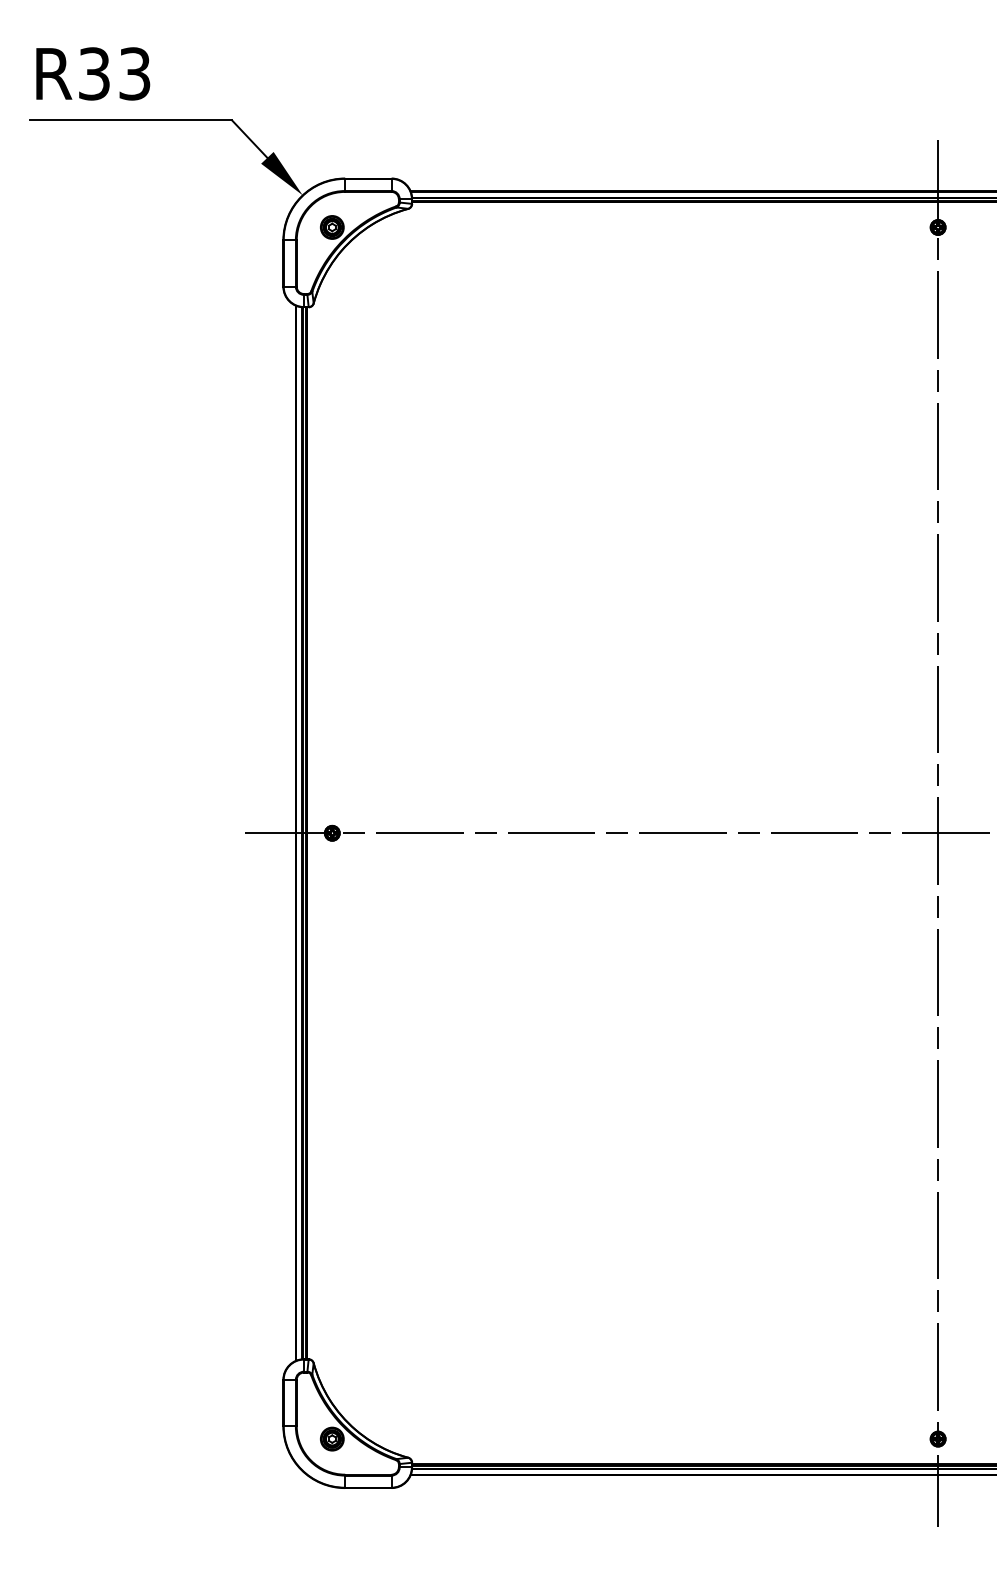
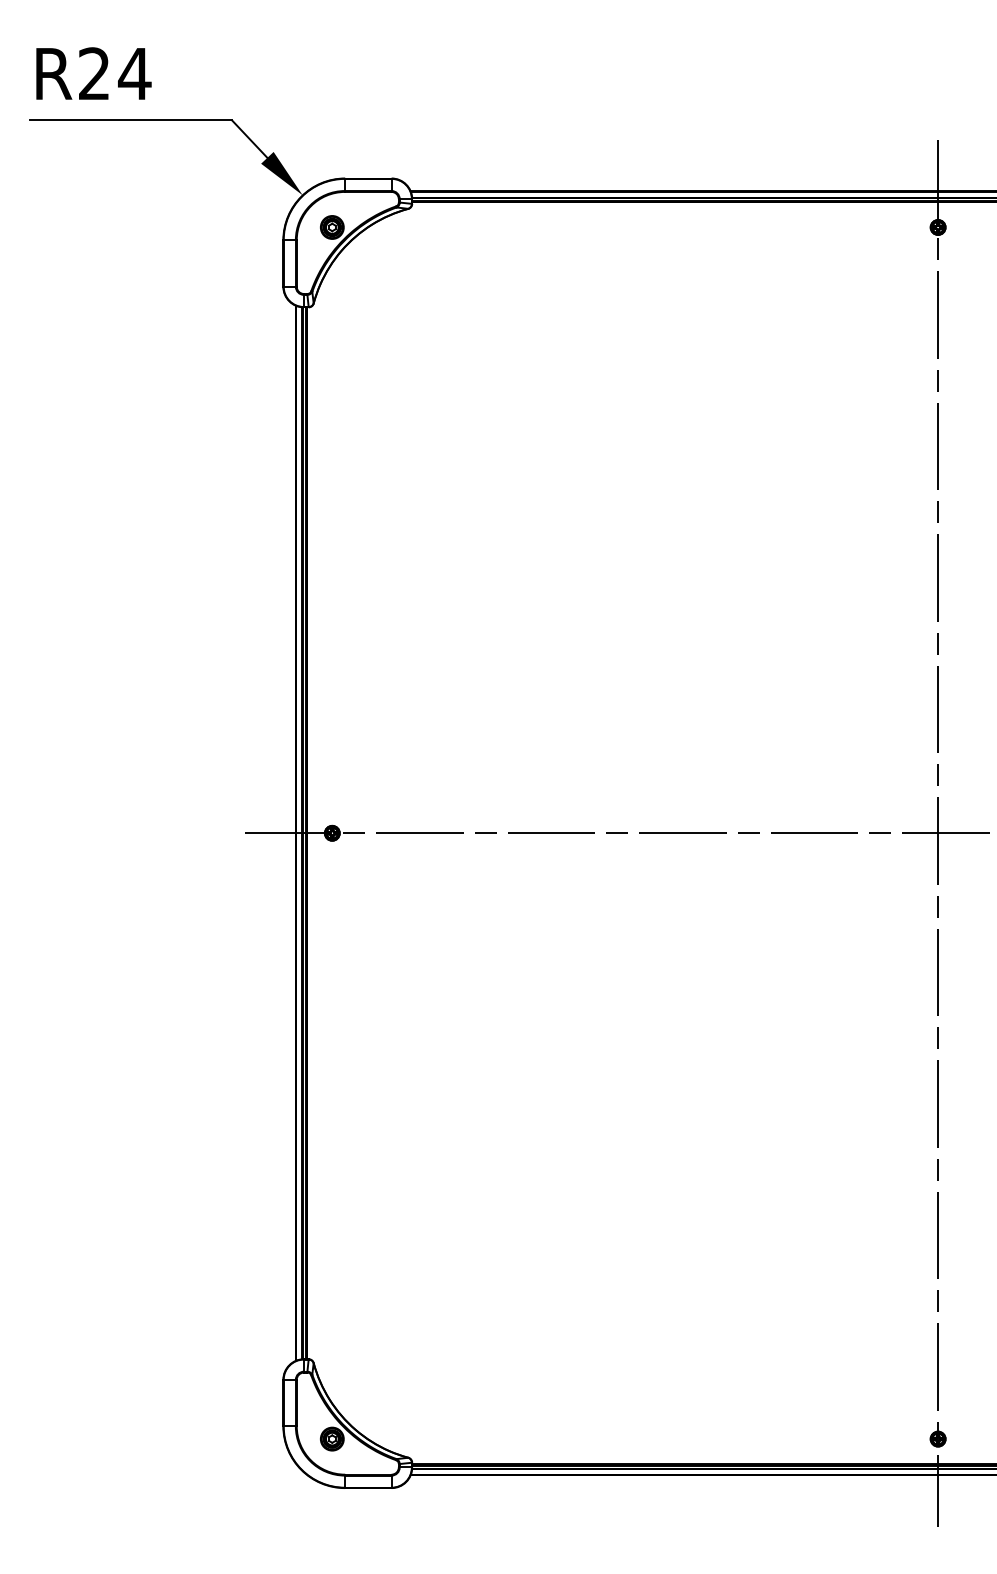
text: R33 -> R24 (115, 73)
